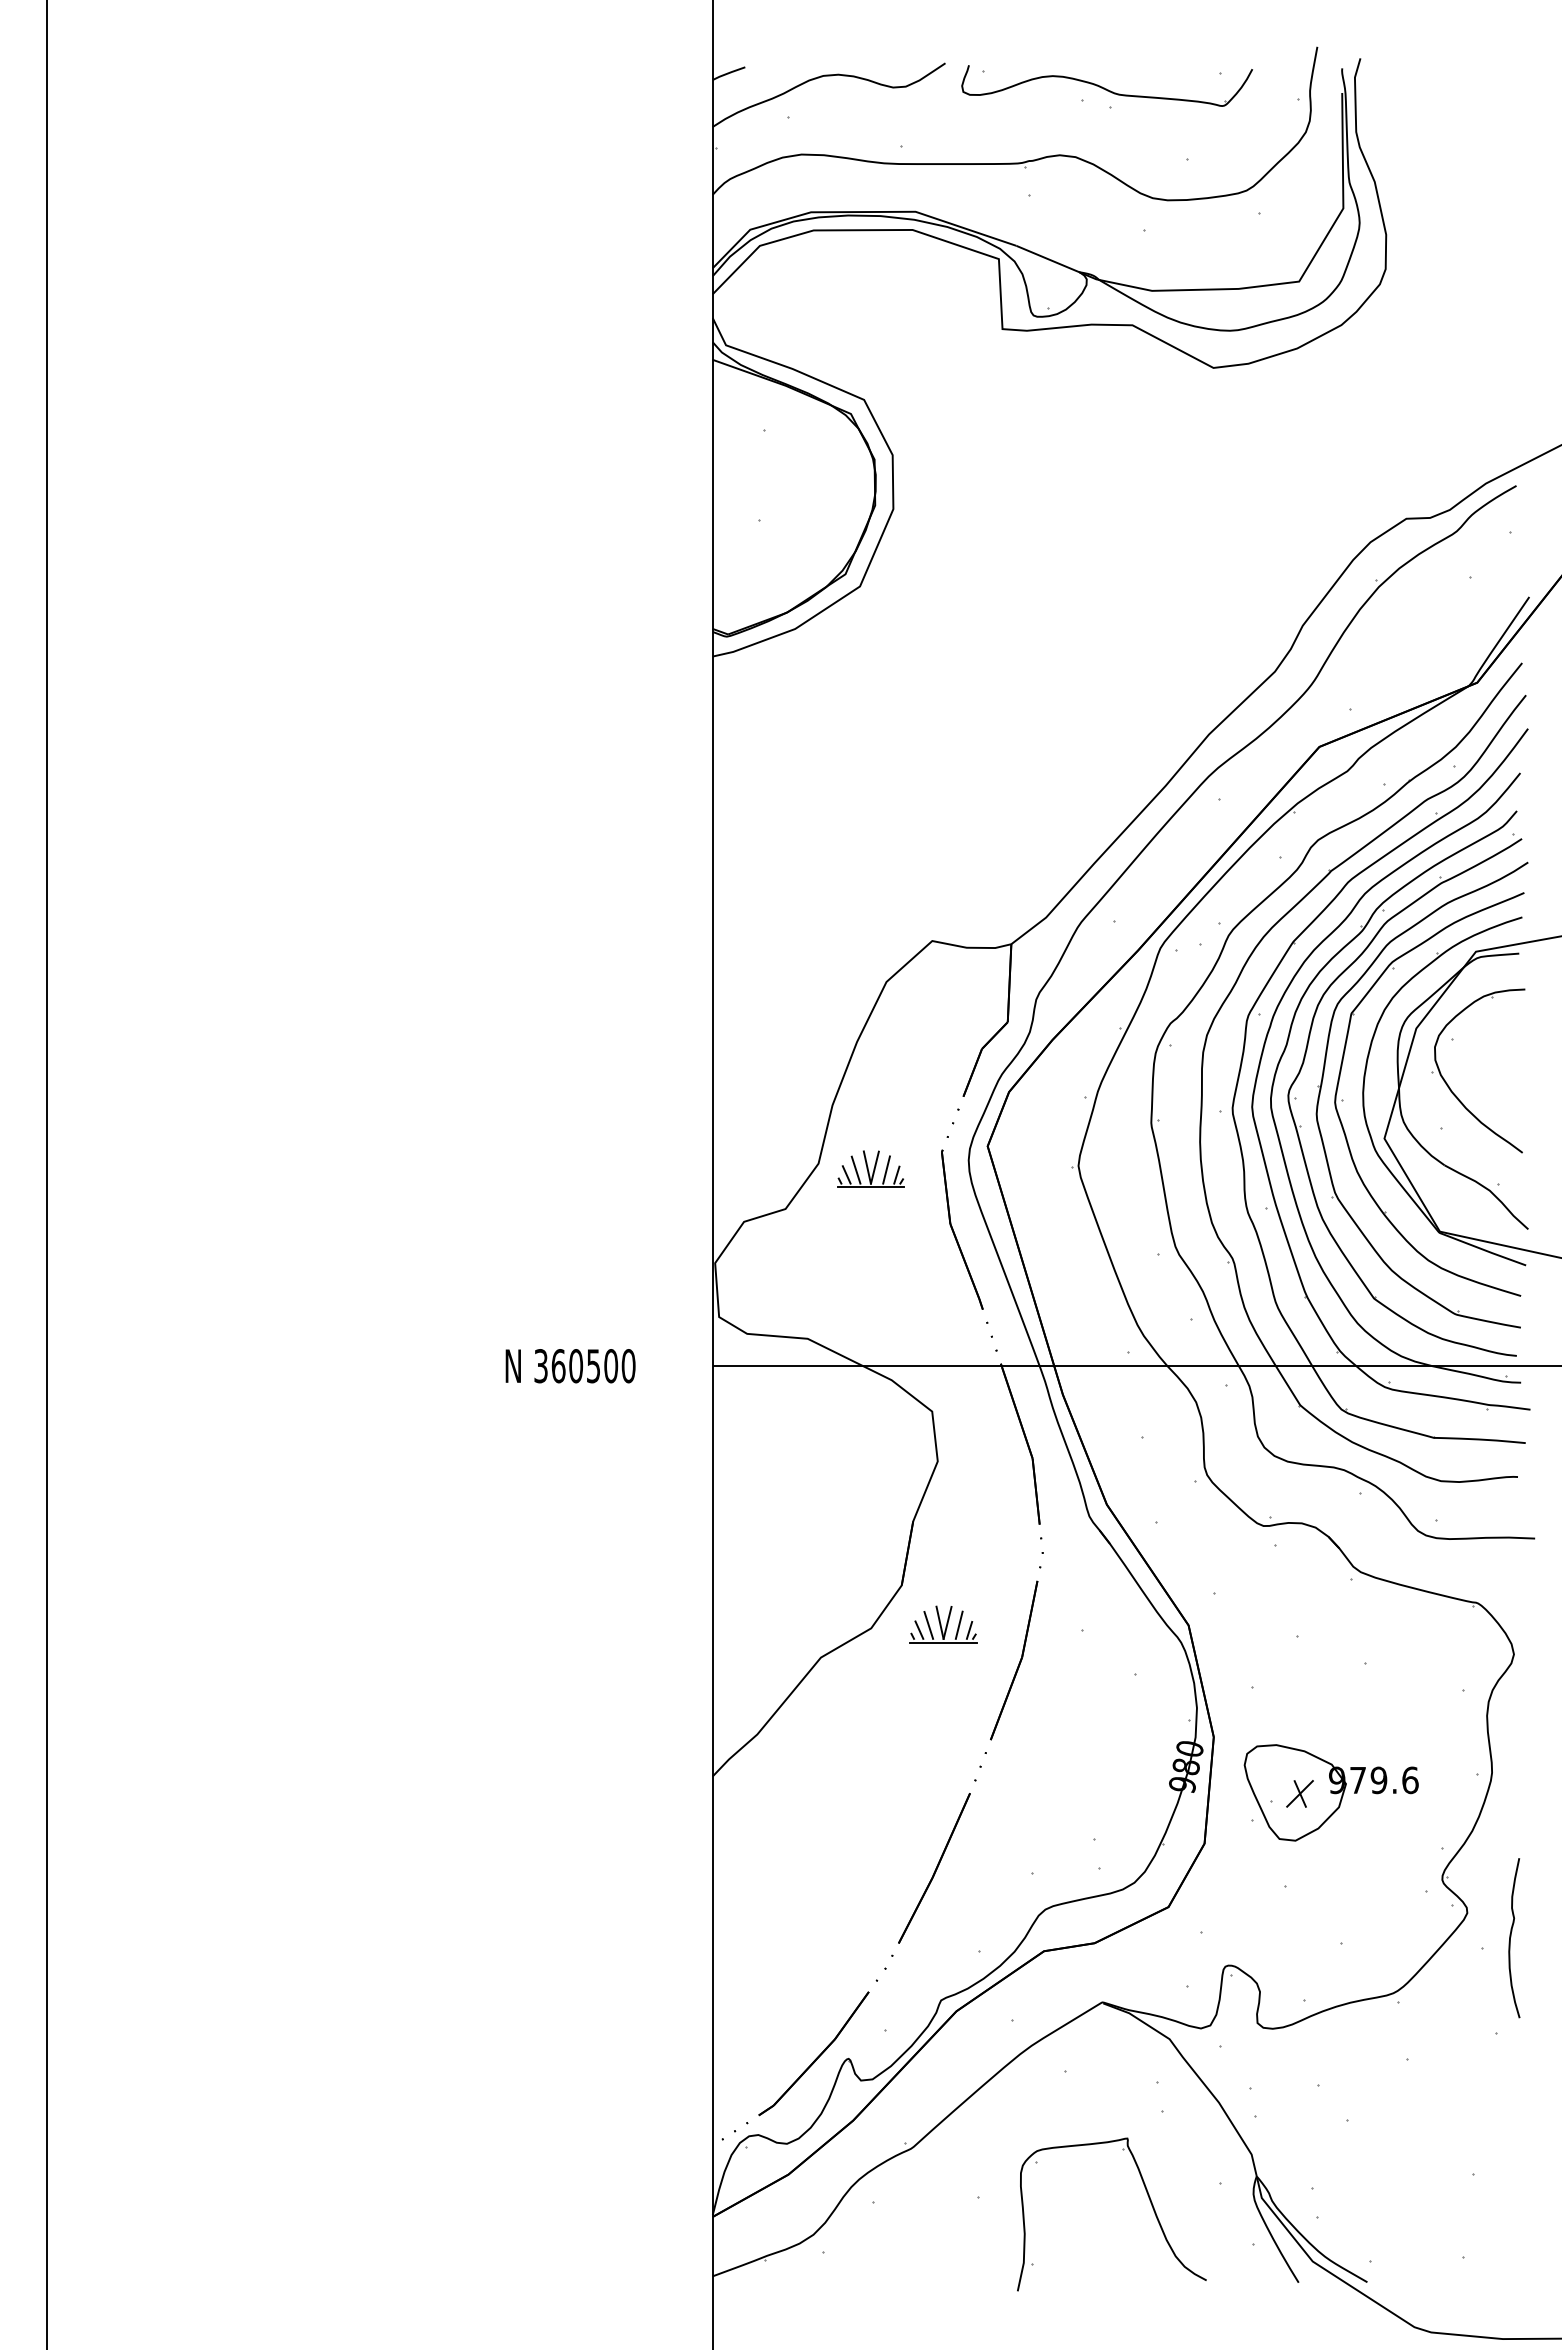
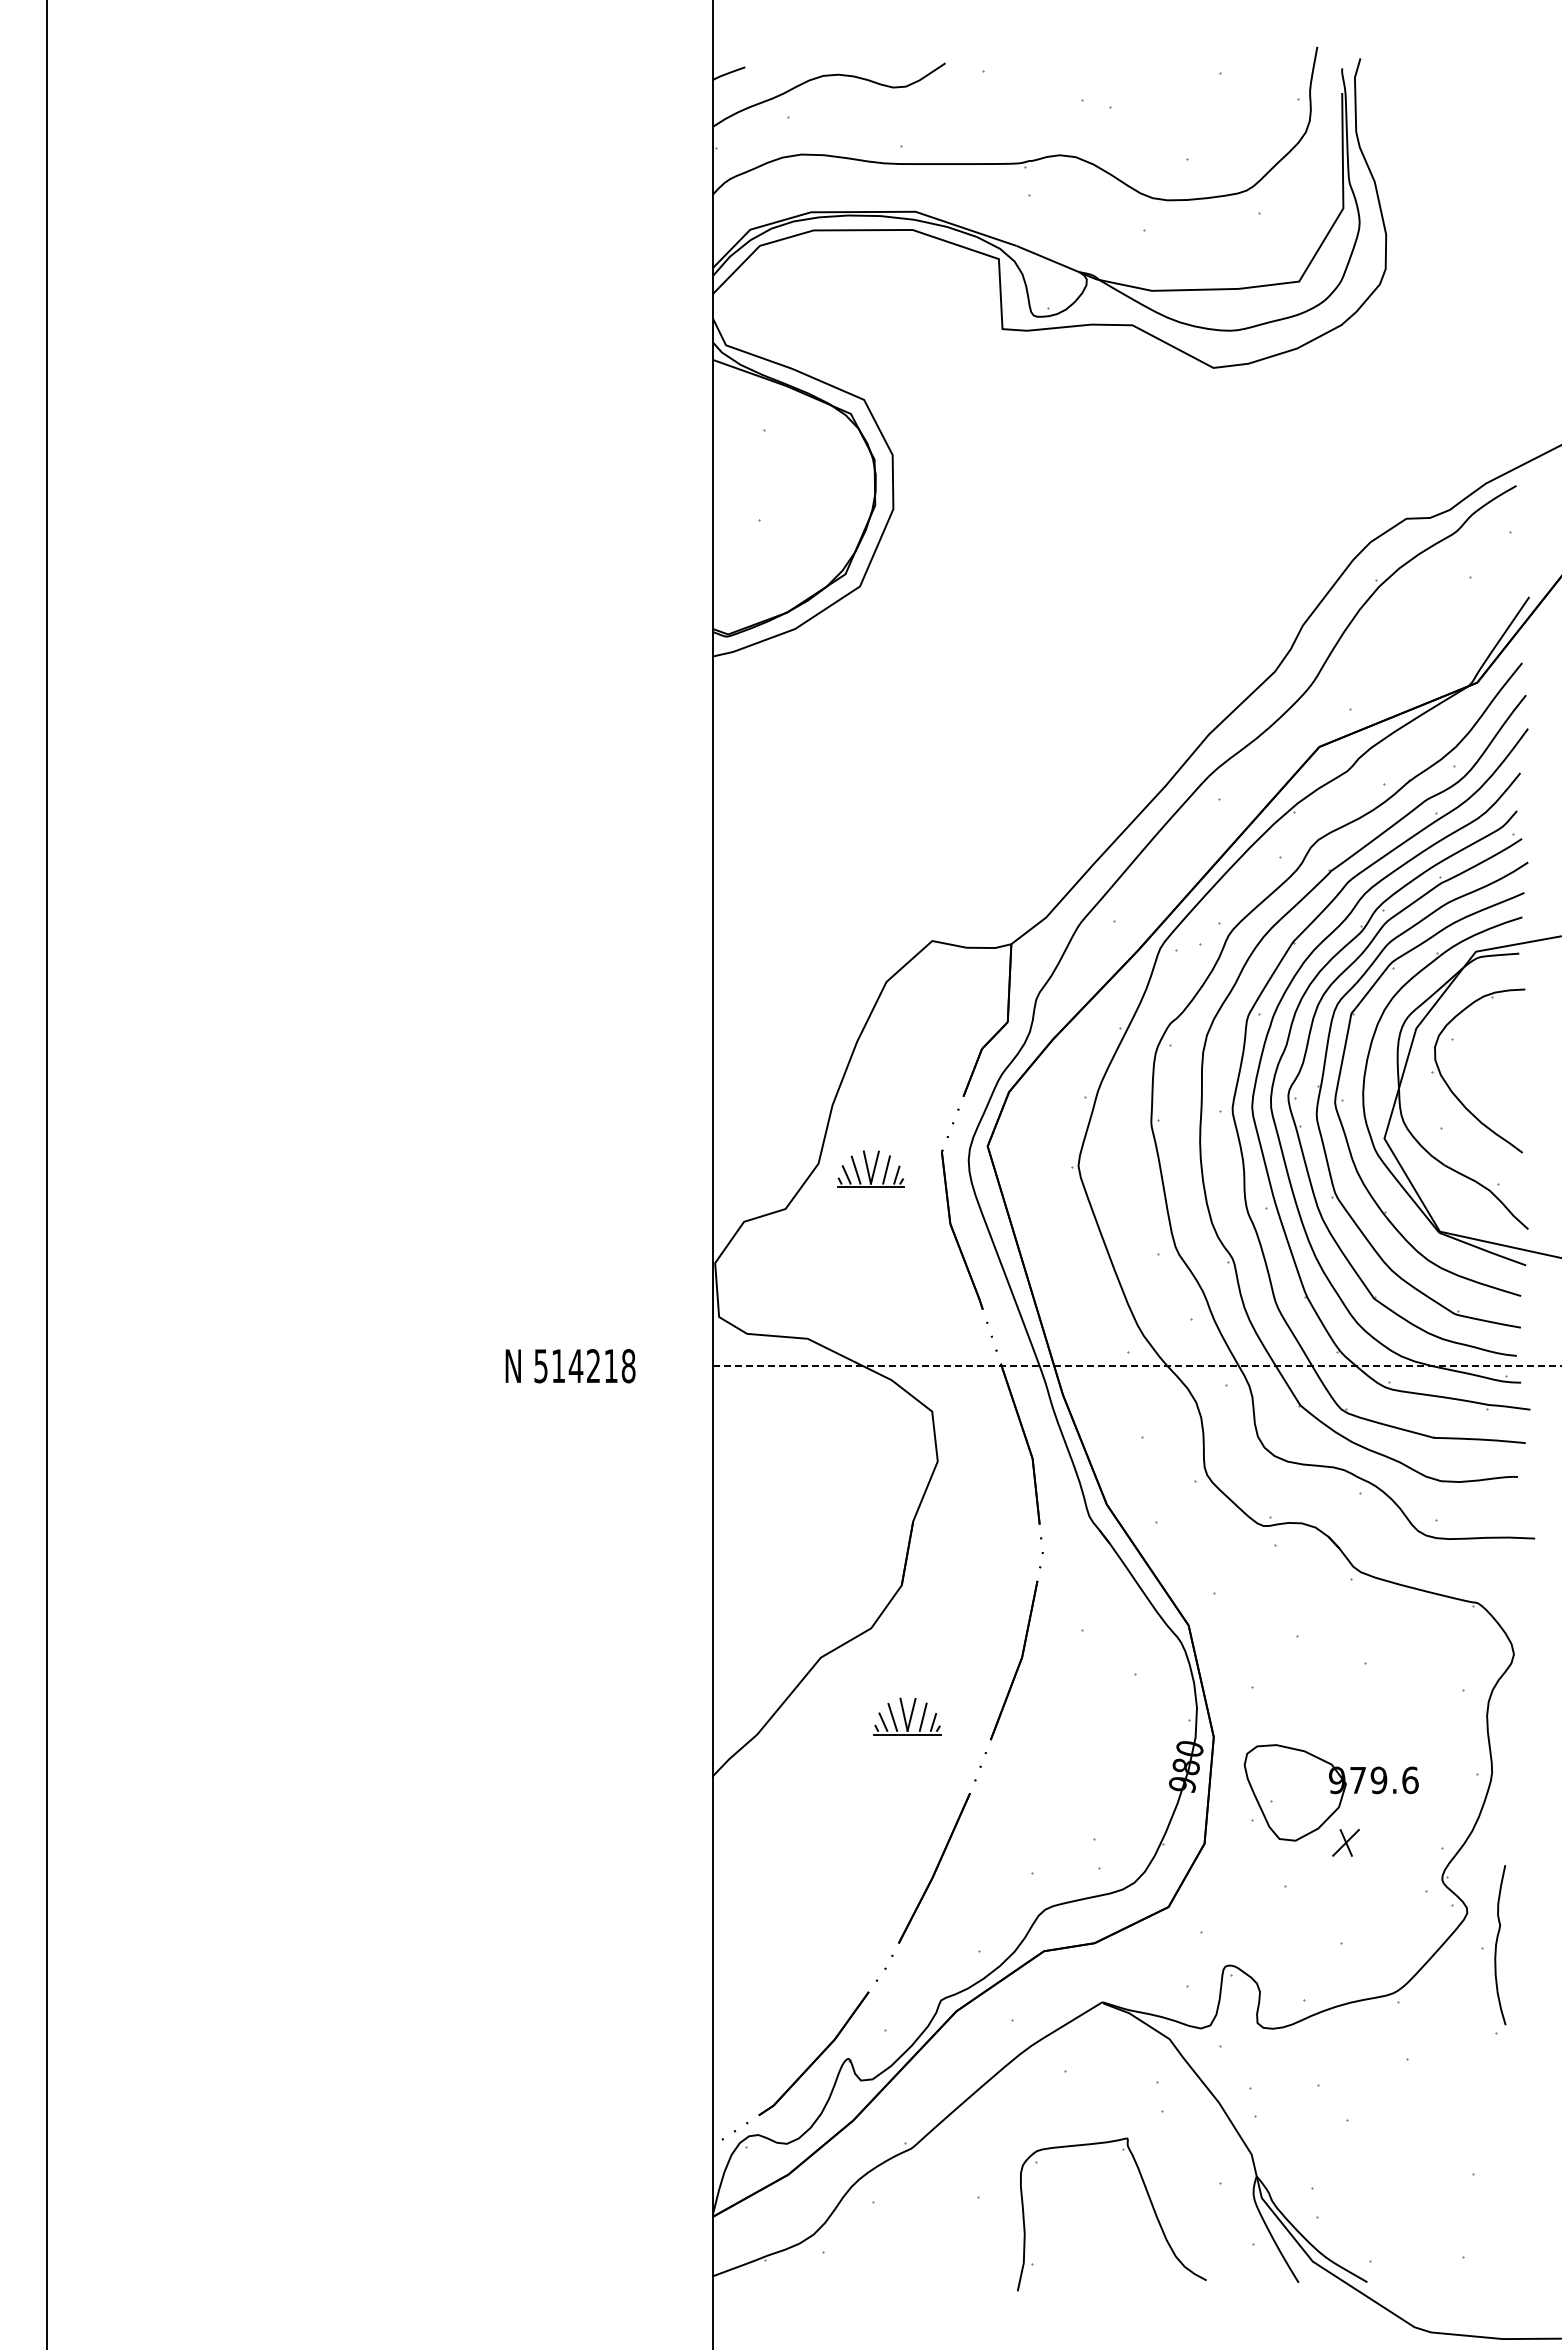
part: present -> none (1106, 85)
text: 360500 -> 514218 (585, 1366)
line: solid -> dashed (1137, 1366)
part position: (943, 1624) -> (907, 1716) (907, 1716)
part position: (1299, 1793) -> (1345, 1842) (1345, 1842)
curve position: (1511, 1937) -> (1497, 1944) (1497, 1944)
